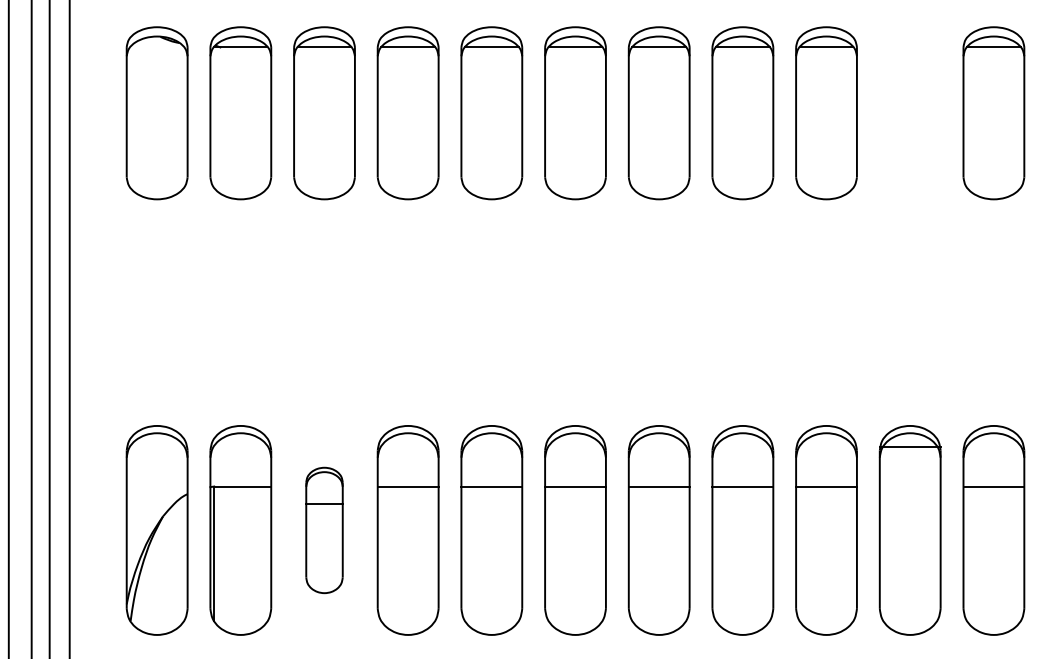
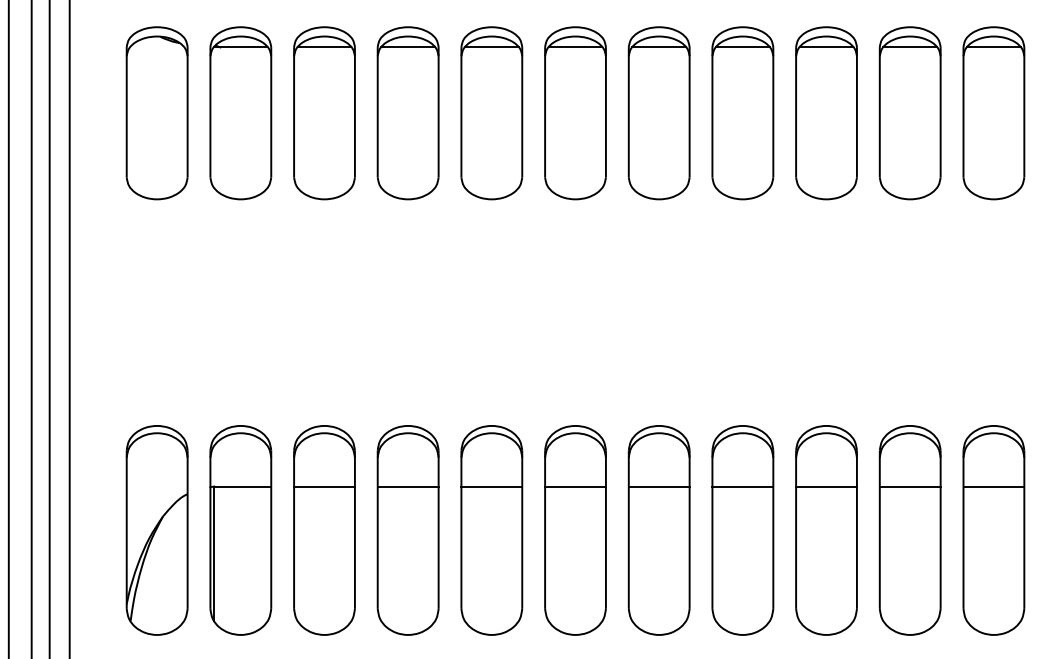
part: none -> present (909, 113)
line position: (909, 446) -> (909, 486) (909, 486)
part size: 39x129 px -> 63x211 px (324, 530)
